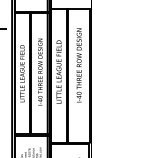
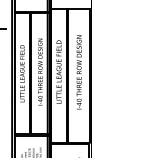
text position: (78, 65) -> (78, 72) (78, 72)
